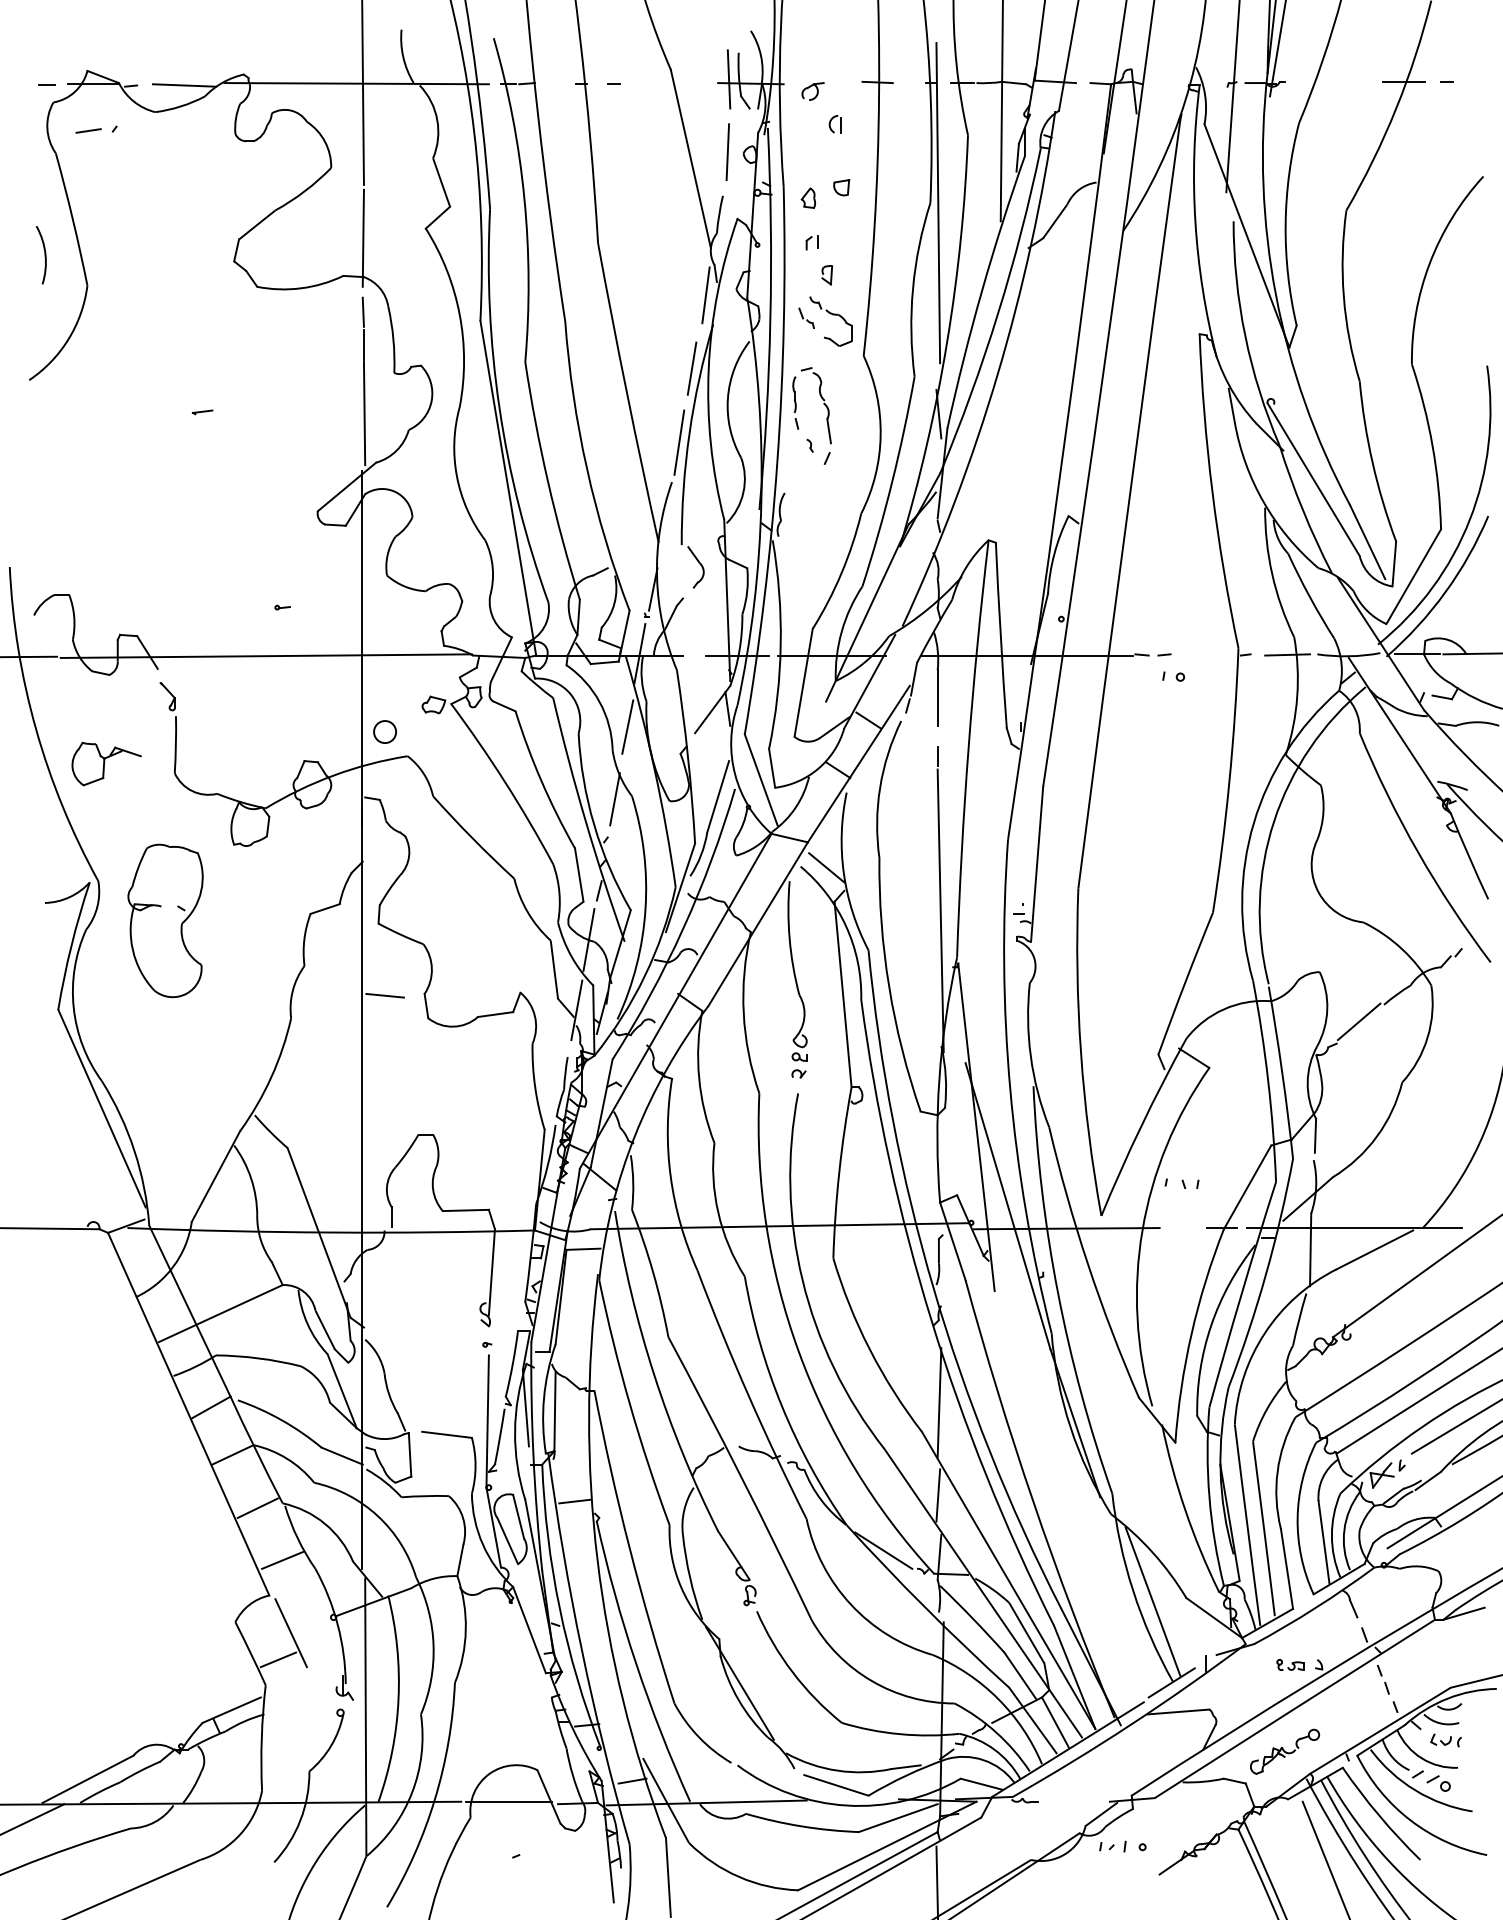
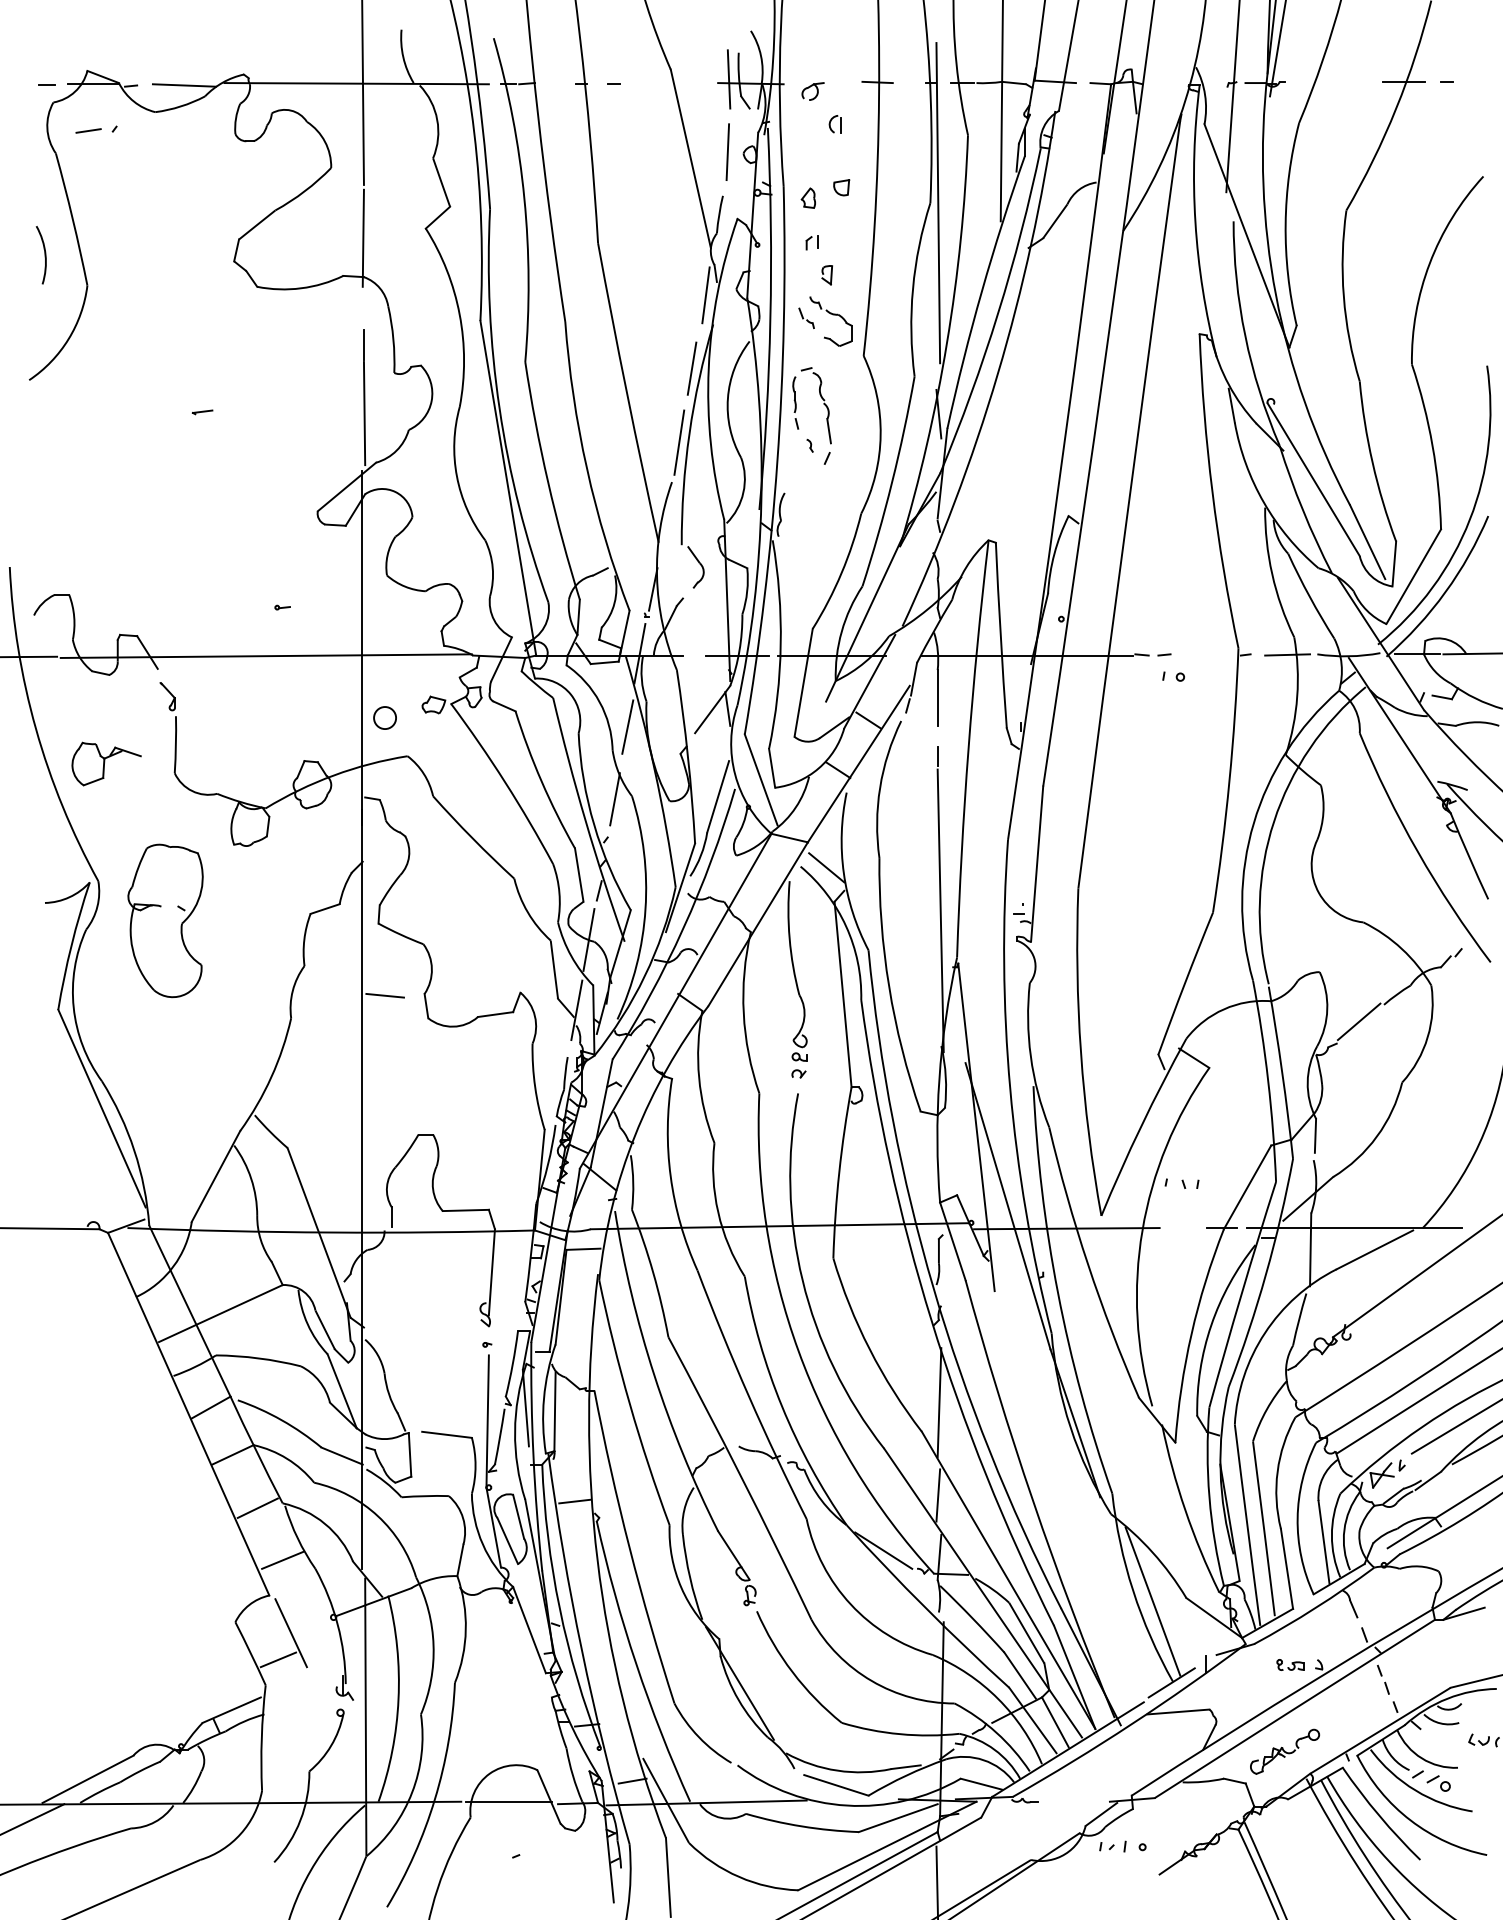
line: present -> none (362, 311)
circle position: (384, 731) -> (384, 717) (384, 717)
part position: (1445, 1740) -> (1483, 1740) (1483, 1740)
line: present -> none (1325, 1858)
